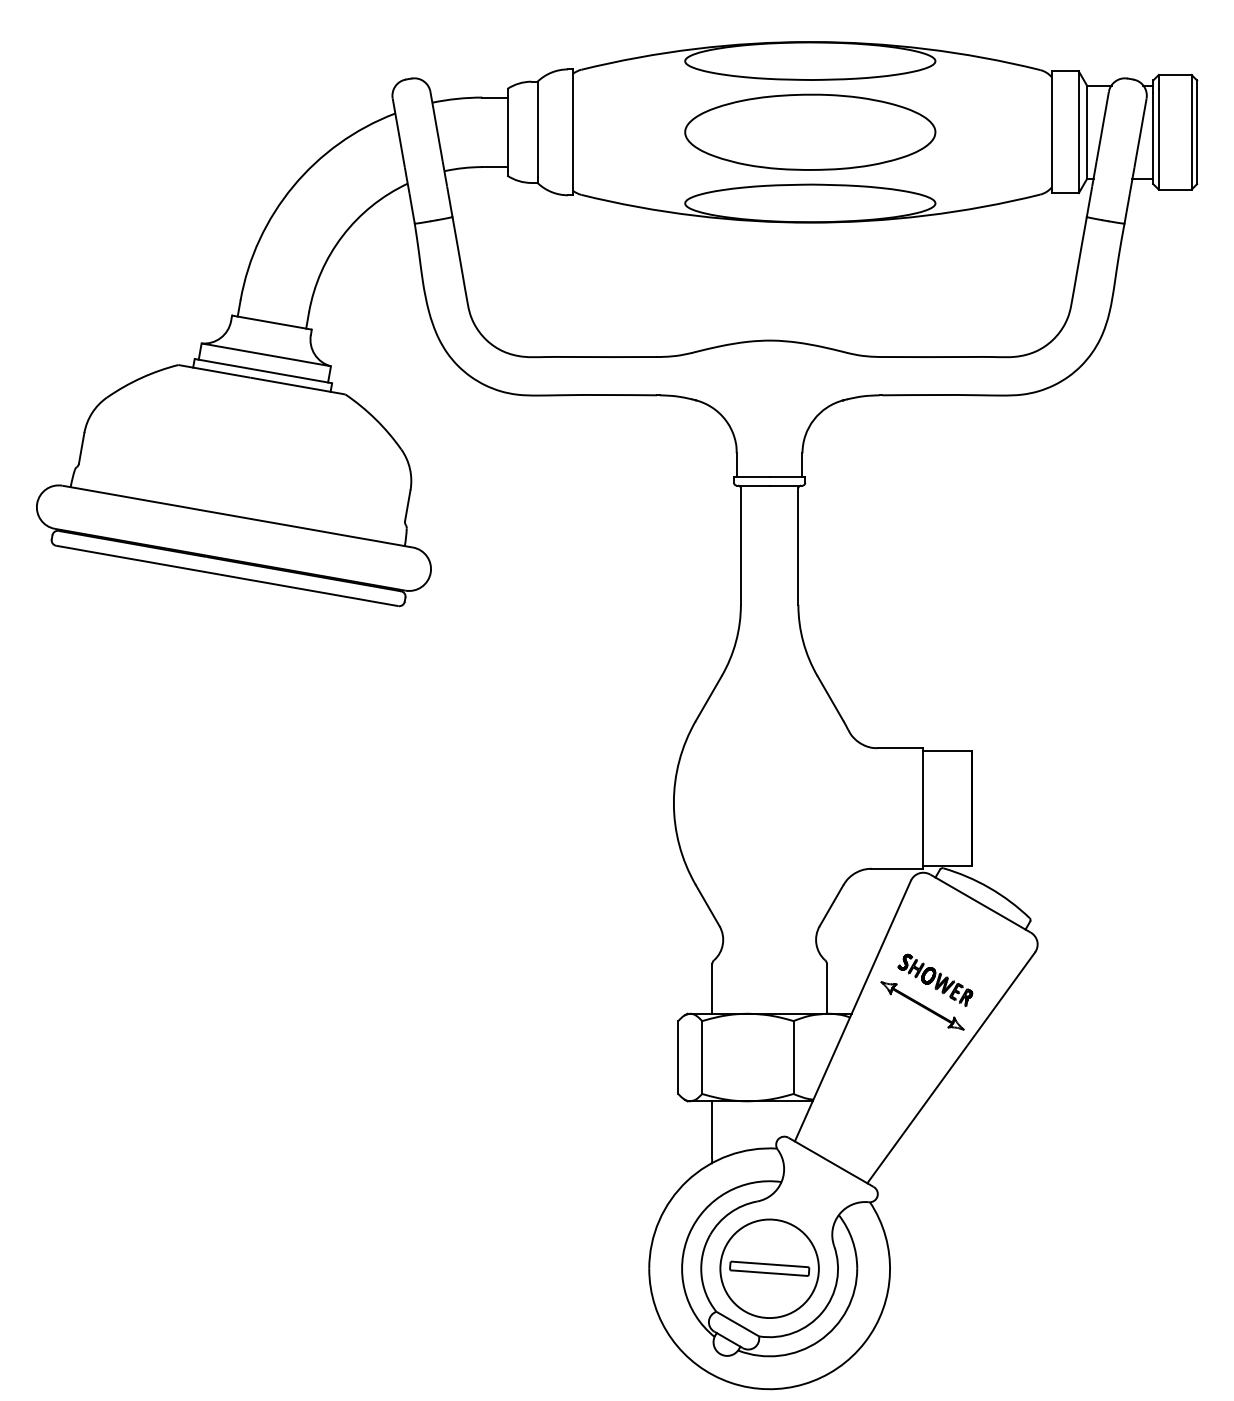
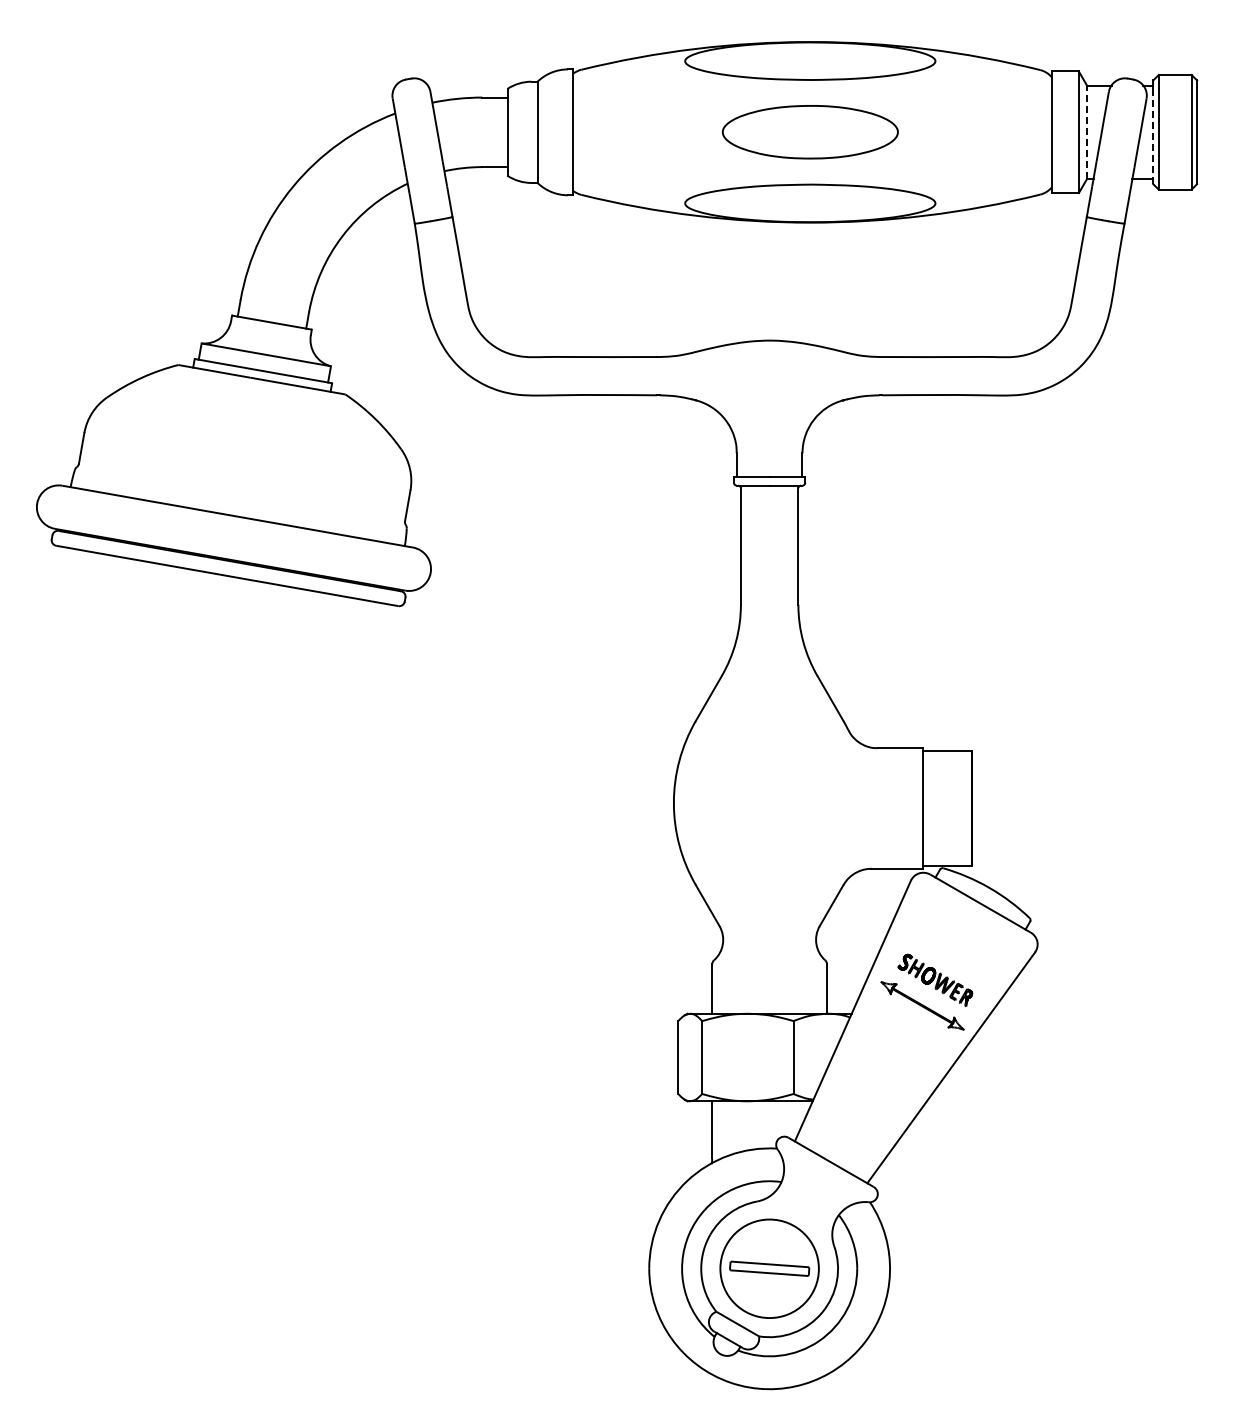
part size: 253x78 px -> 178x55 px (809, 132)
line: solid -> dashed (1087, 132)
line: solid -> dashed (1153, 138)
